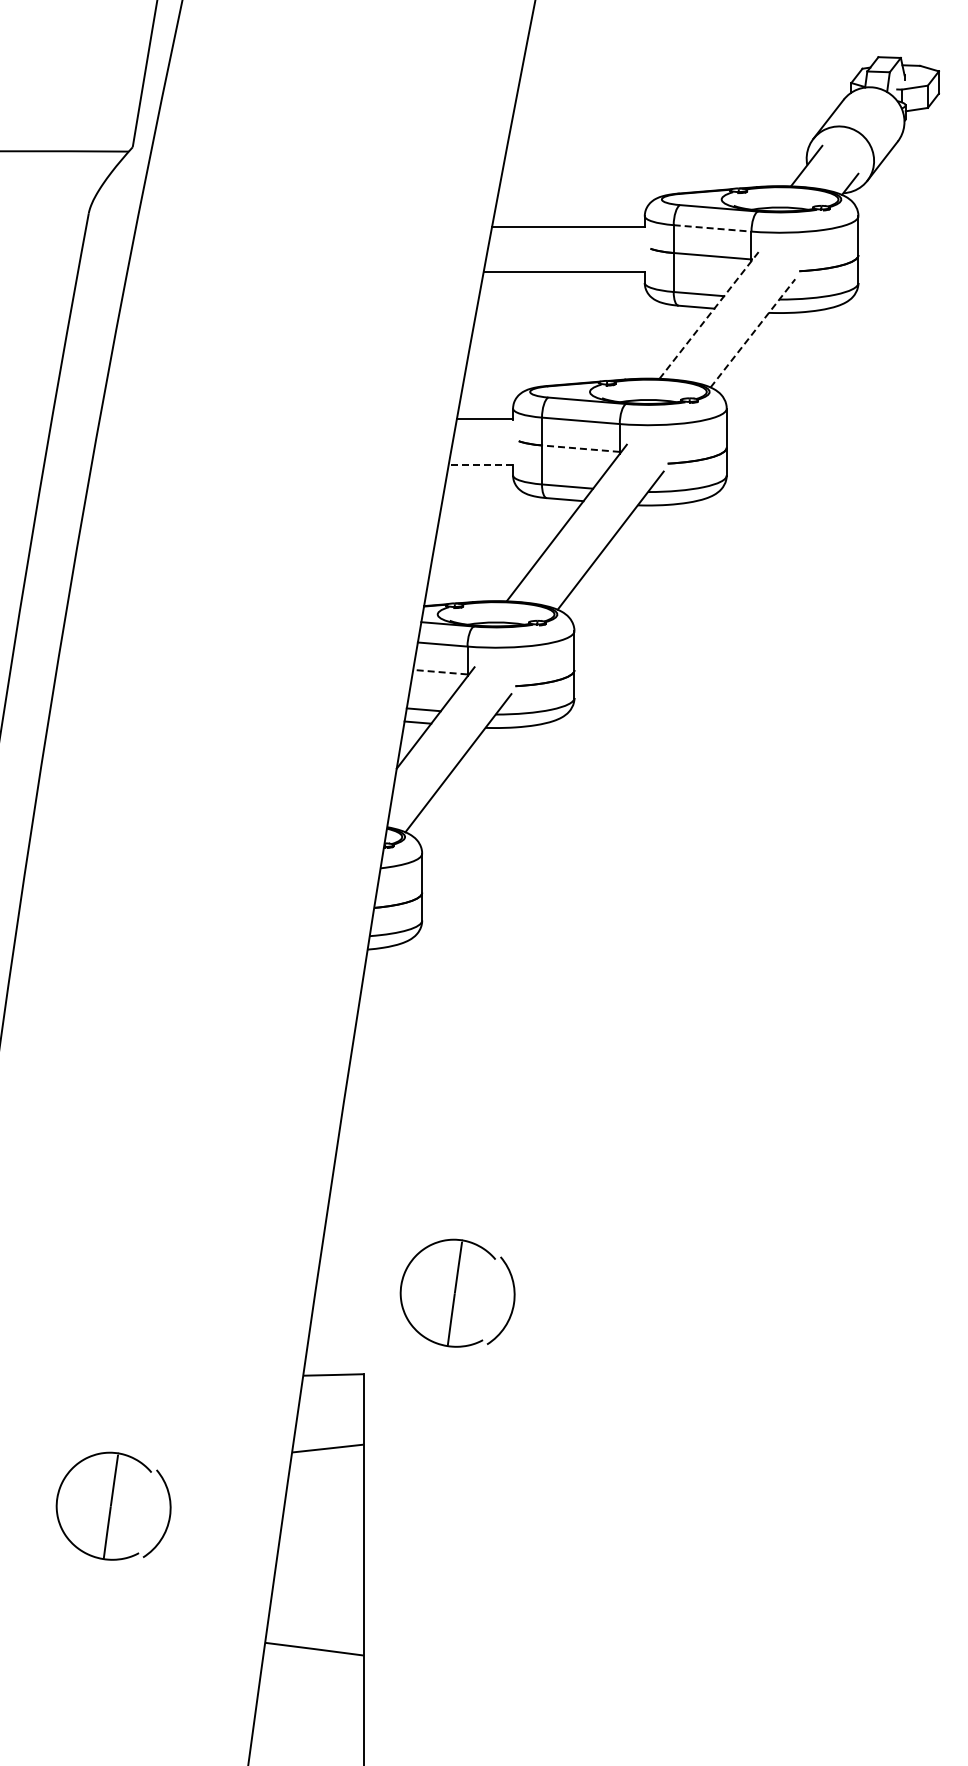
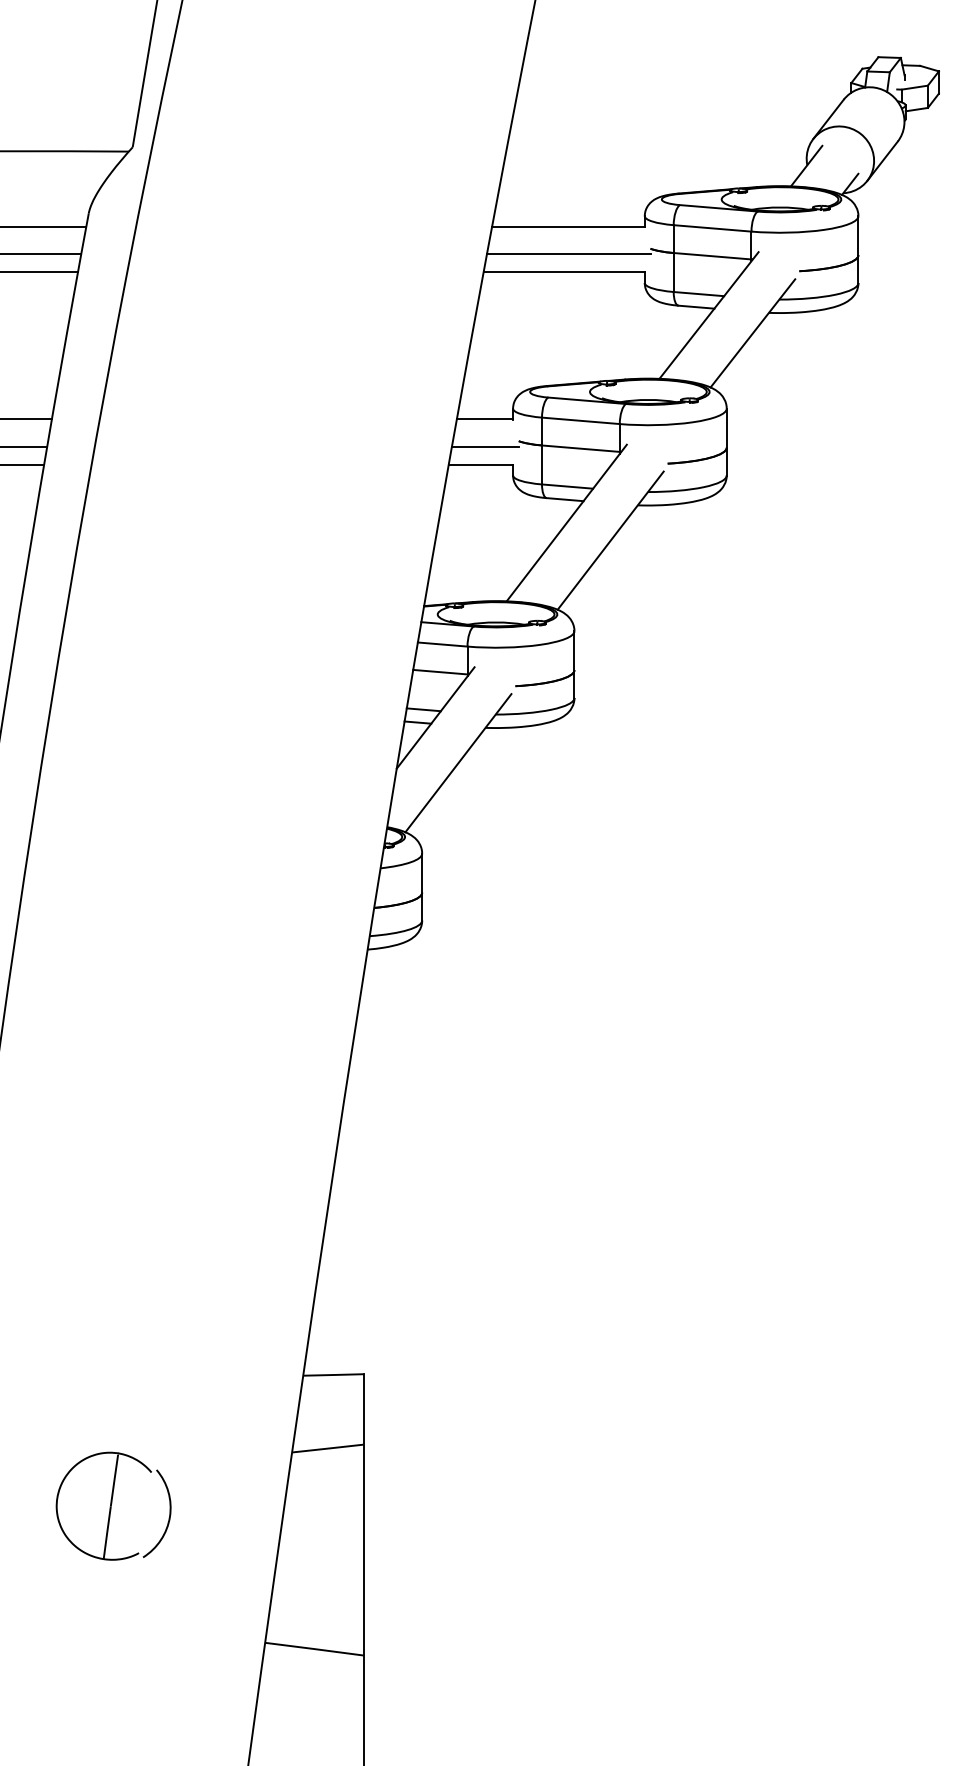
line: none -> present (44, 226)
line: dashed -> solid (713, 228)
line: none -> present (41, 254)
line: none -> present (568, 254)
line: none -> present (39, 272)
line: dashed -> solid (709, 315)
line: dashed -> solid (752, 333)
line: none -> present (26, 419)
line: none -> present (24, 446)
line: none -> present (485, 446)
line: dashed -> solid (580, 448)
line: none -> present (23, 464)
line: dashed -> solid (480, 464)
line: dashed -> solid (439, 672)
part: present -> none (457, 1292)
